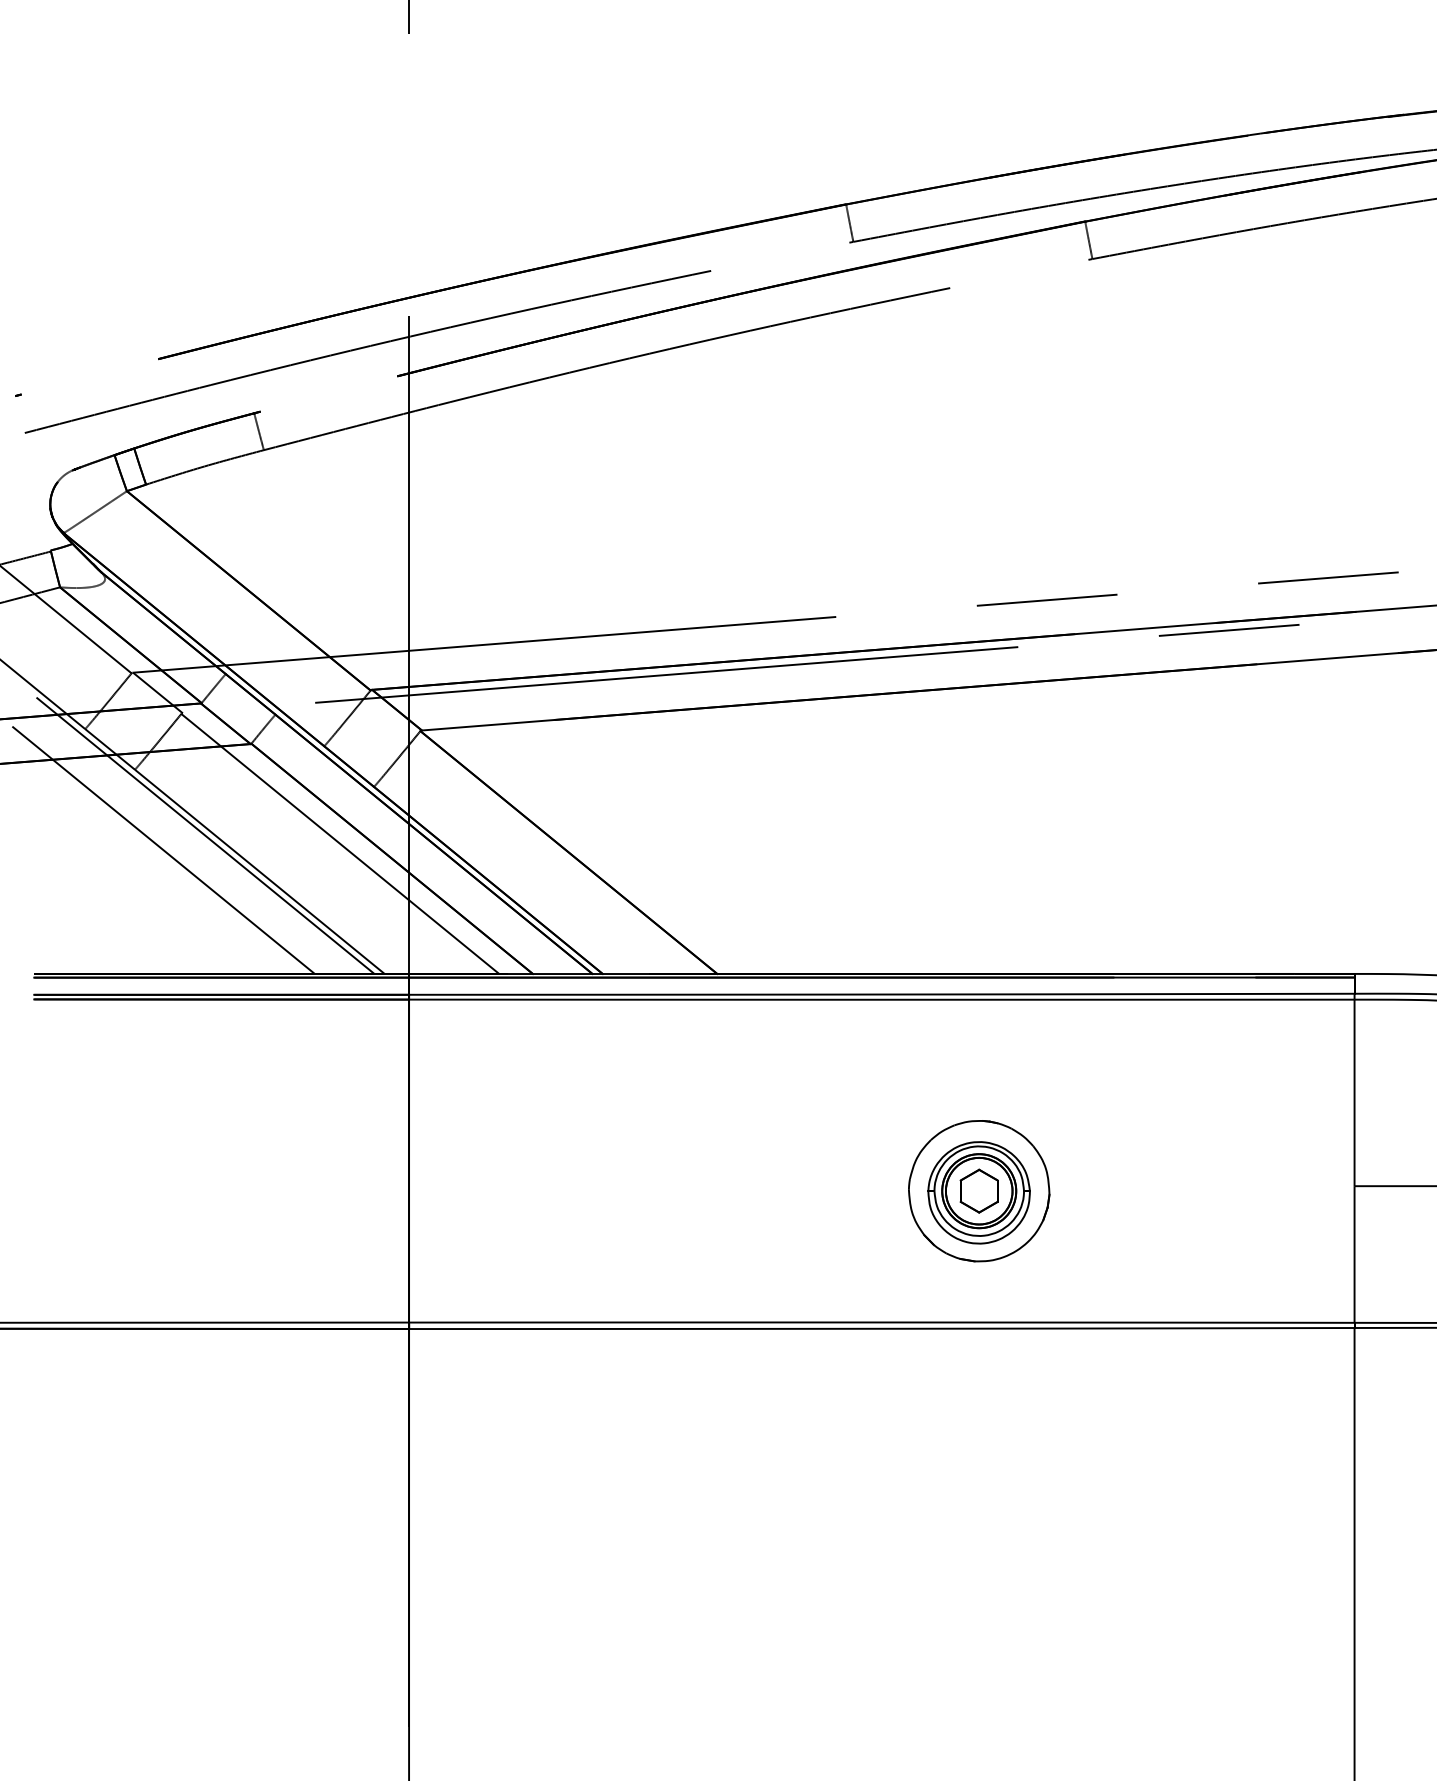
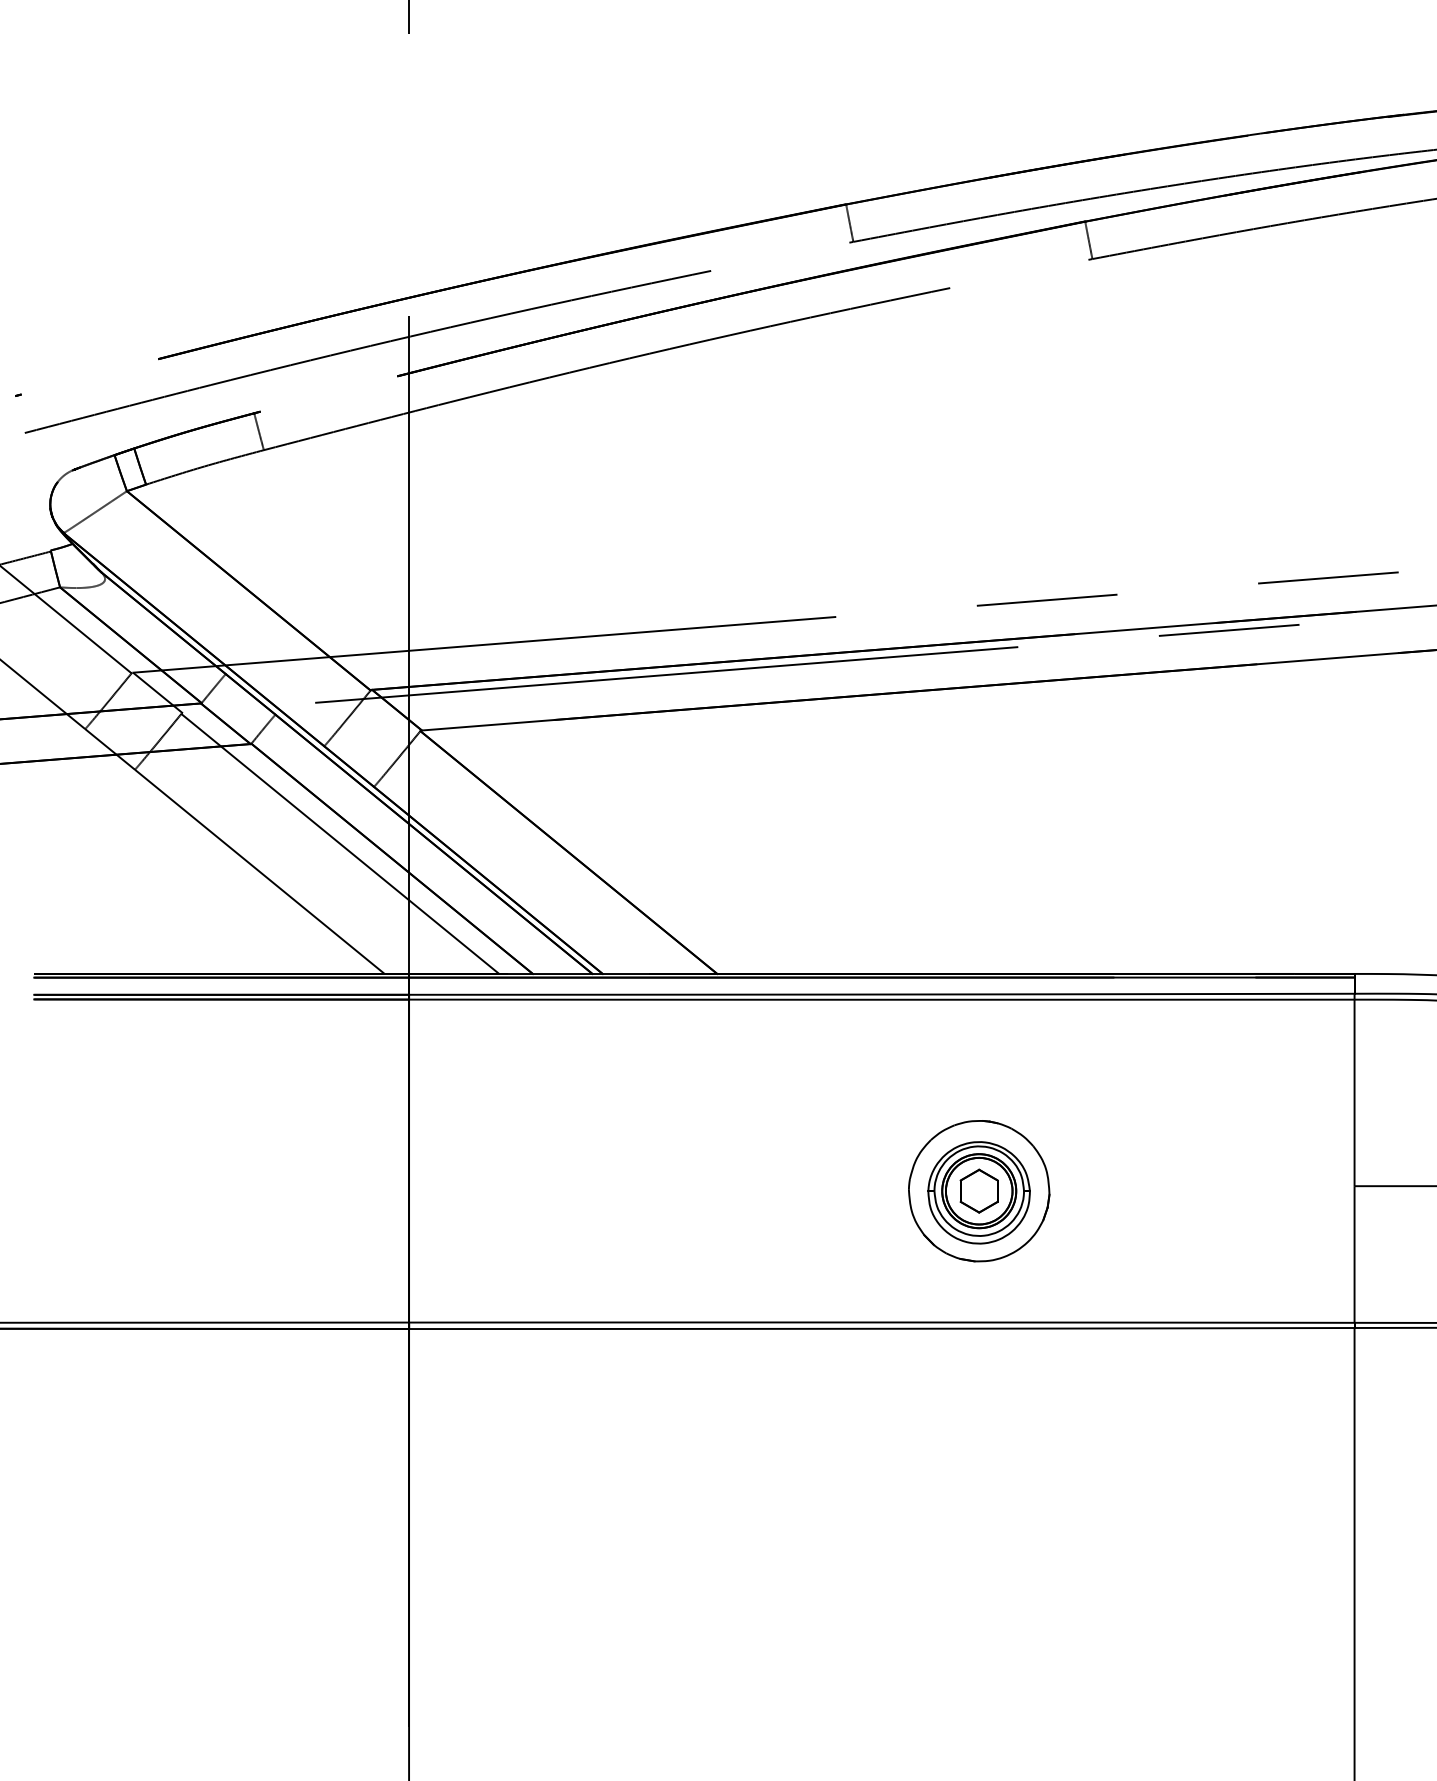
line: present -> none (205, 835)
line: present -> none (163, 850)
